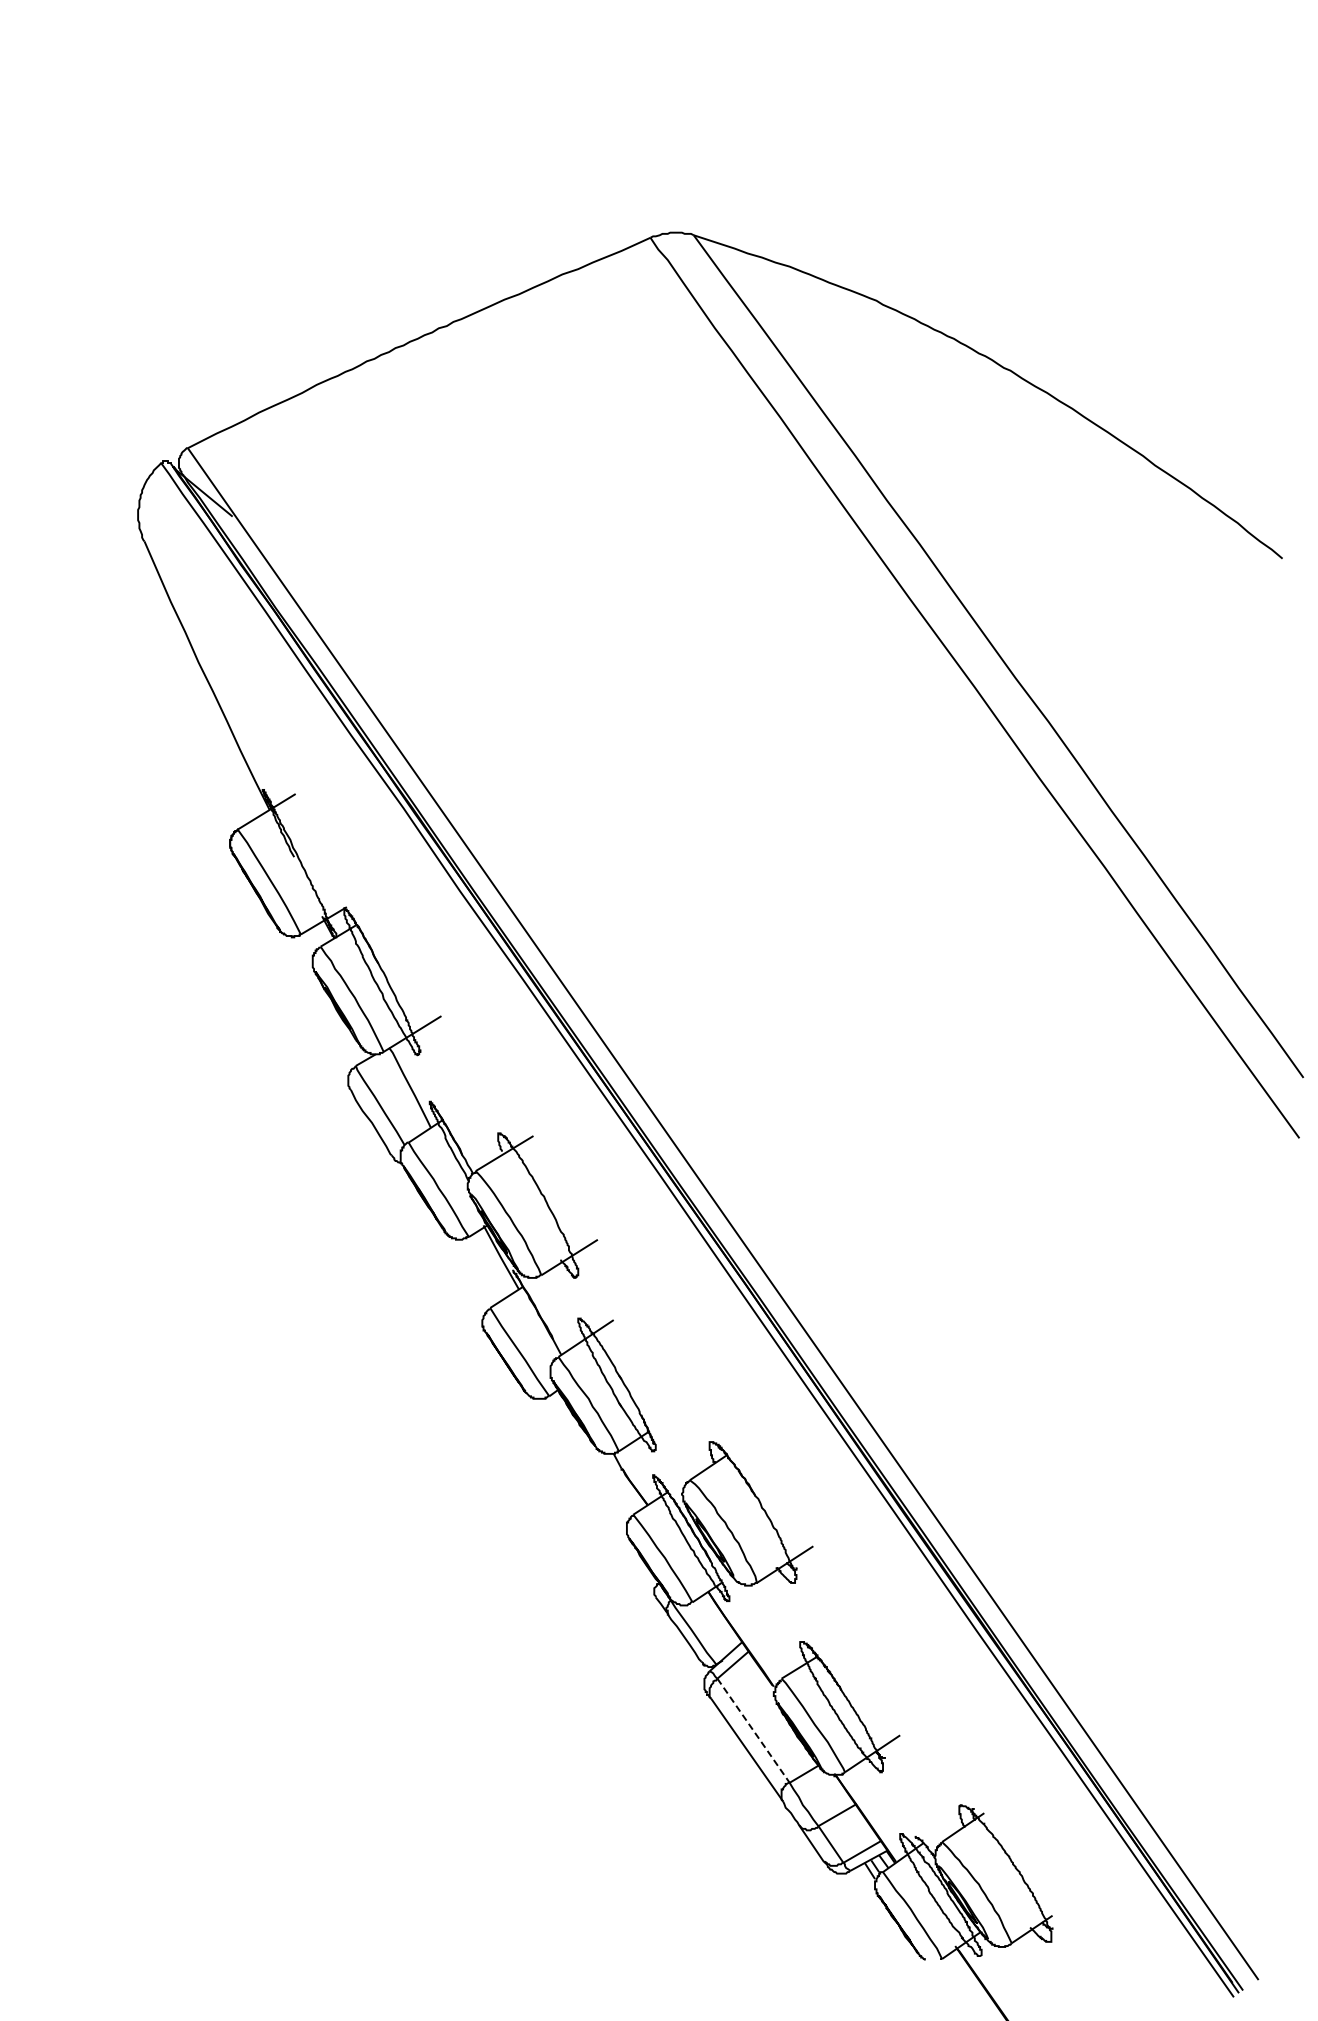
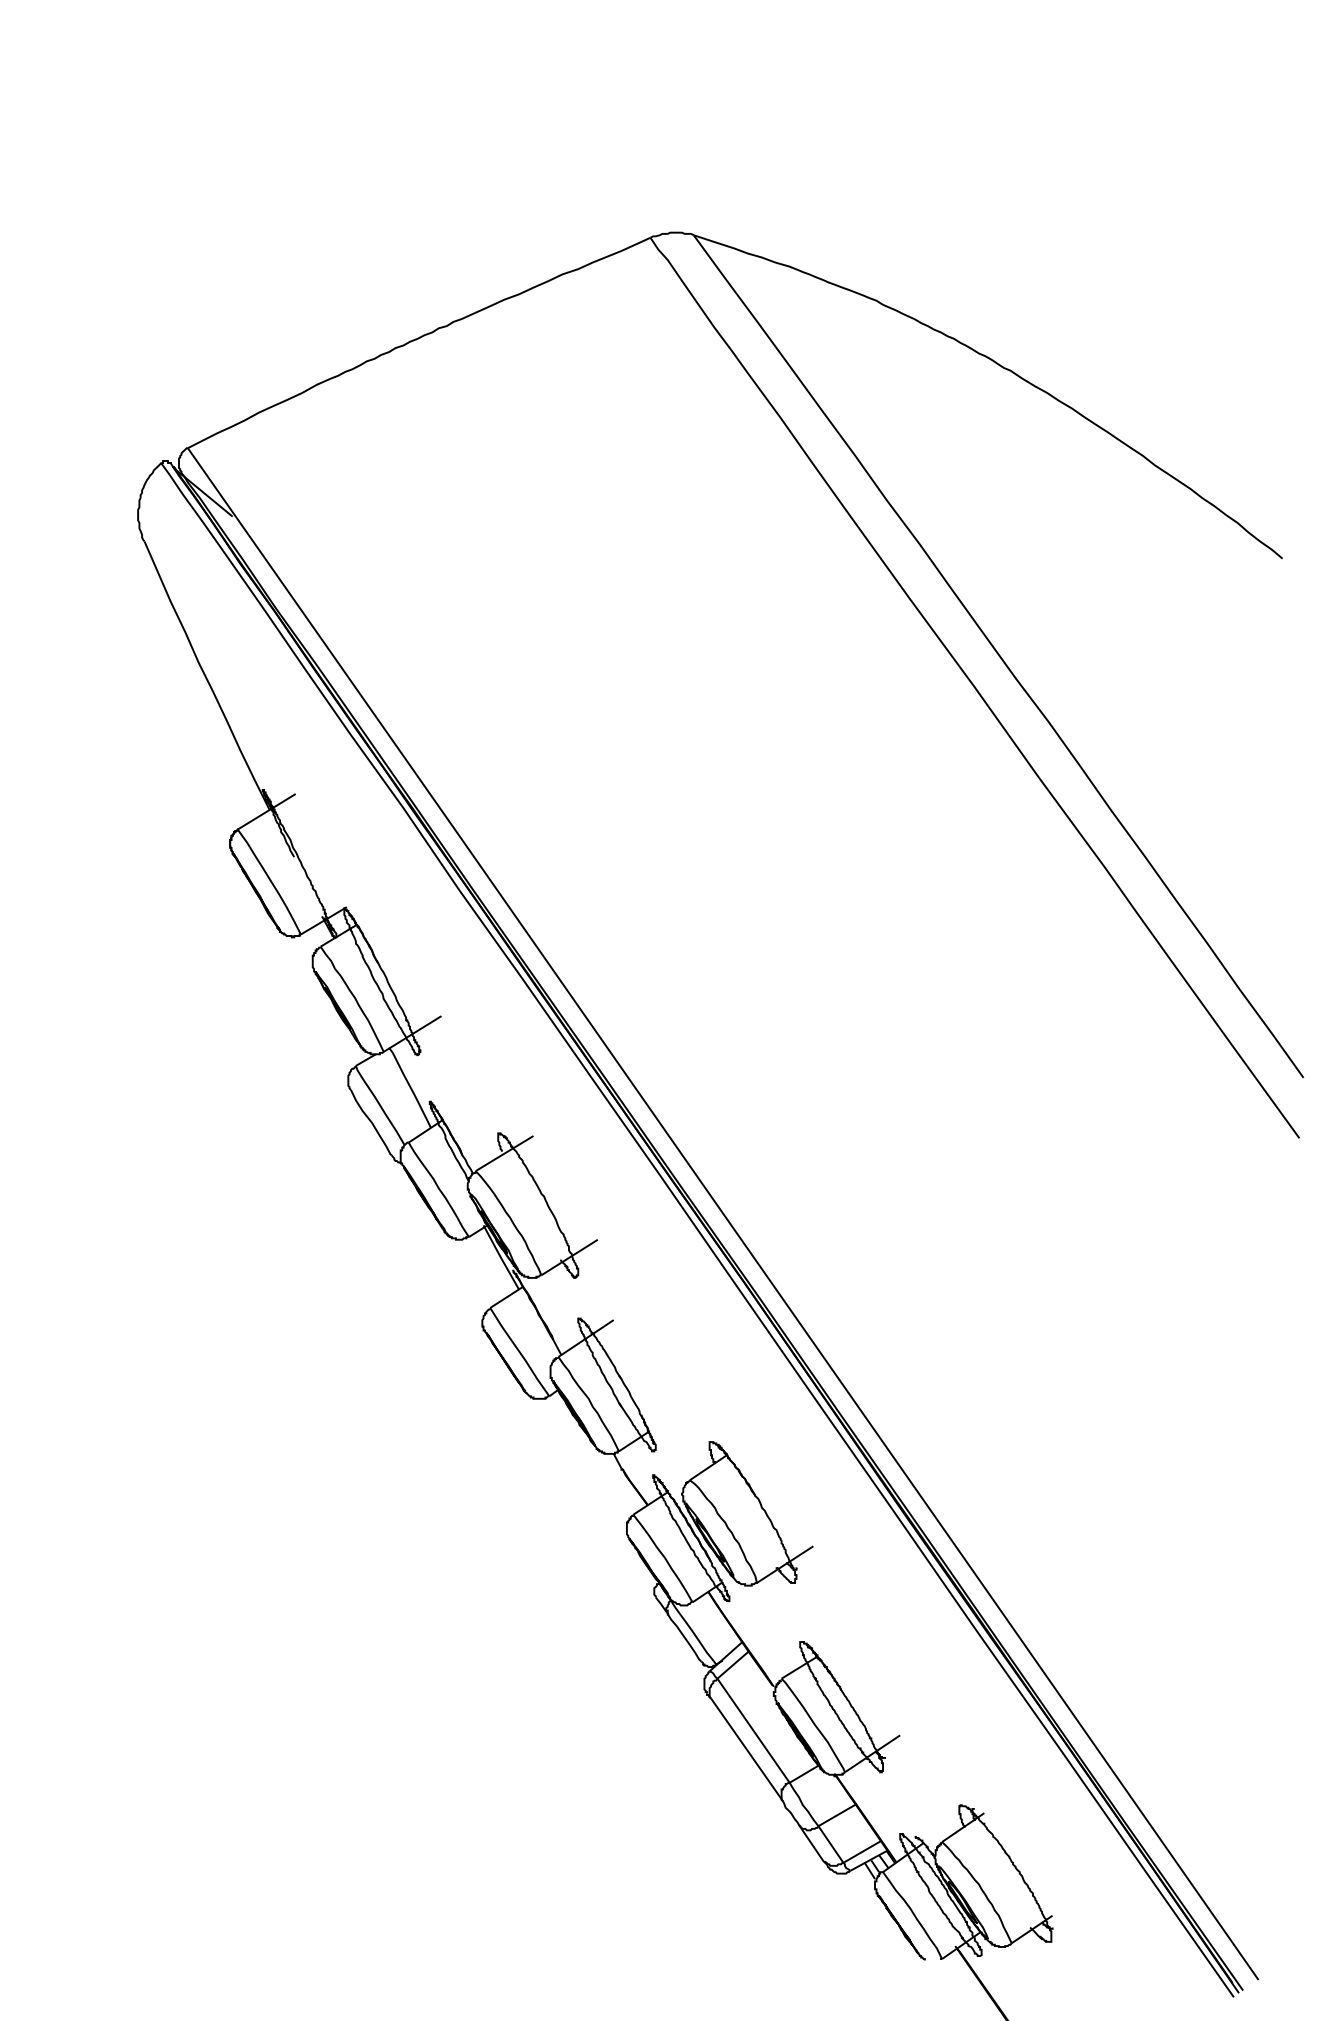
line: dashed -> solid (753, 1731)
